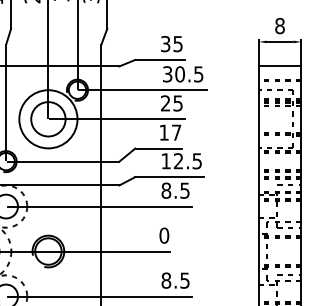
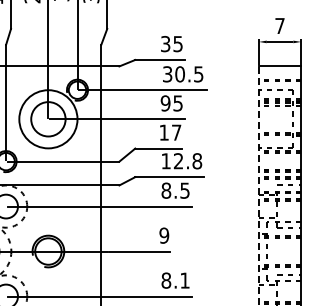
text: 8 -> 7 (279, 25)
text: 25 -> 95 (165, 103)
text: 12.5 -> 12.8 (197, 161)
line: solid -> dashed (258, 186)
text: 0 -> 9 (164, 235)
text: 8.5 -> 8.1 (184, 280)
